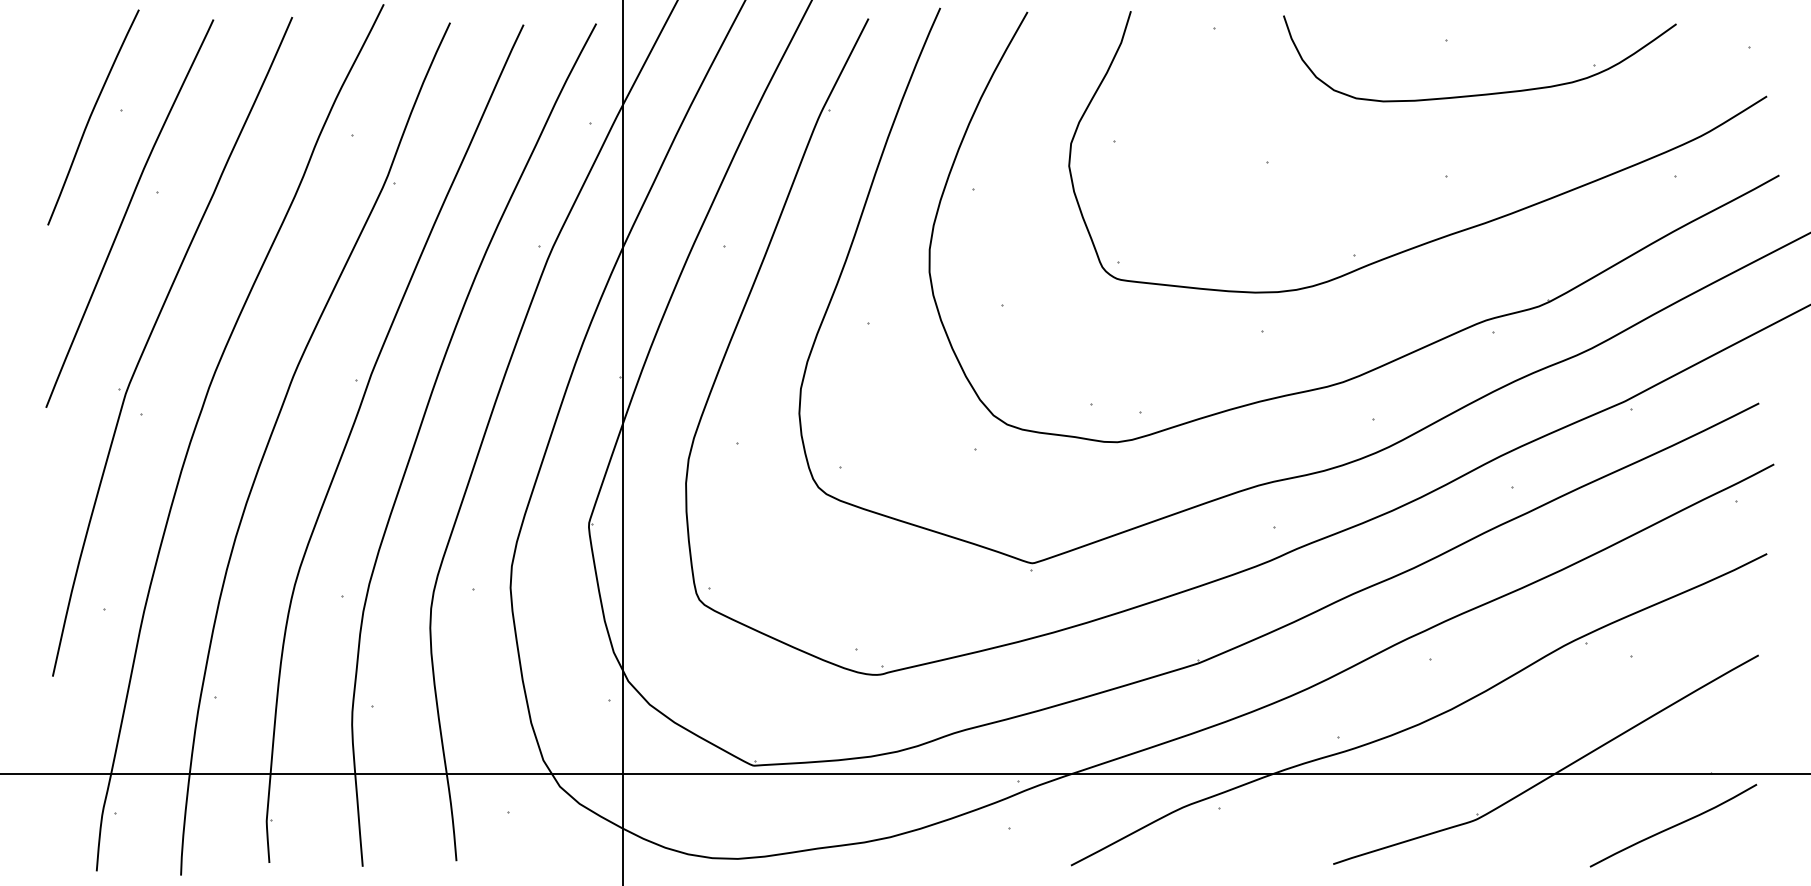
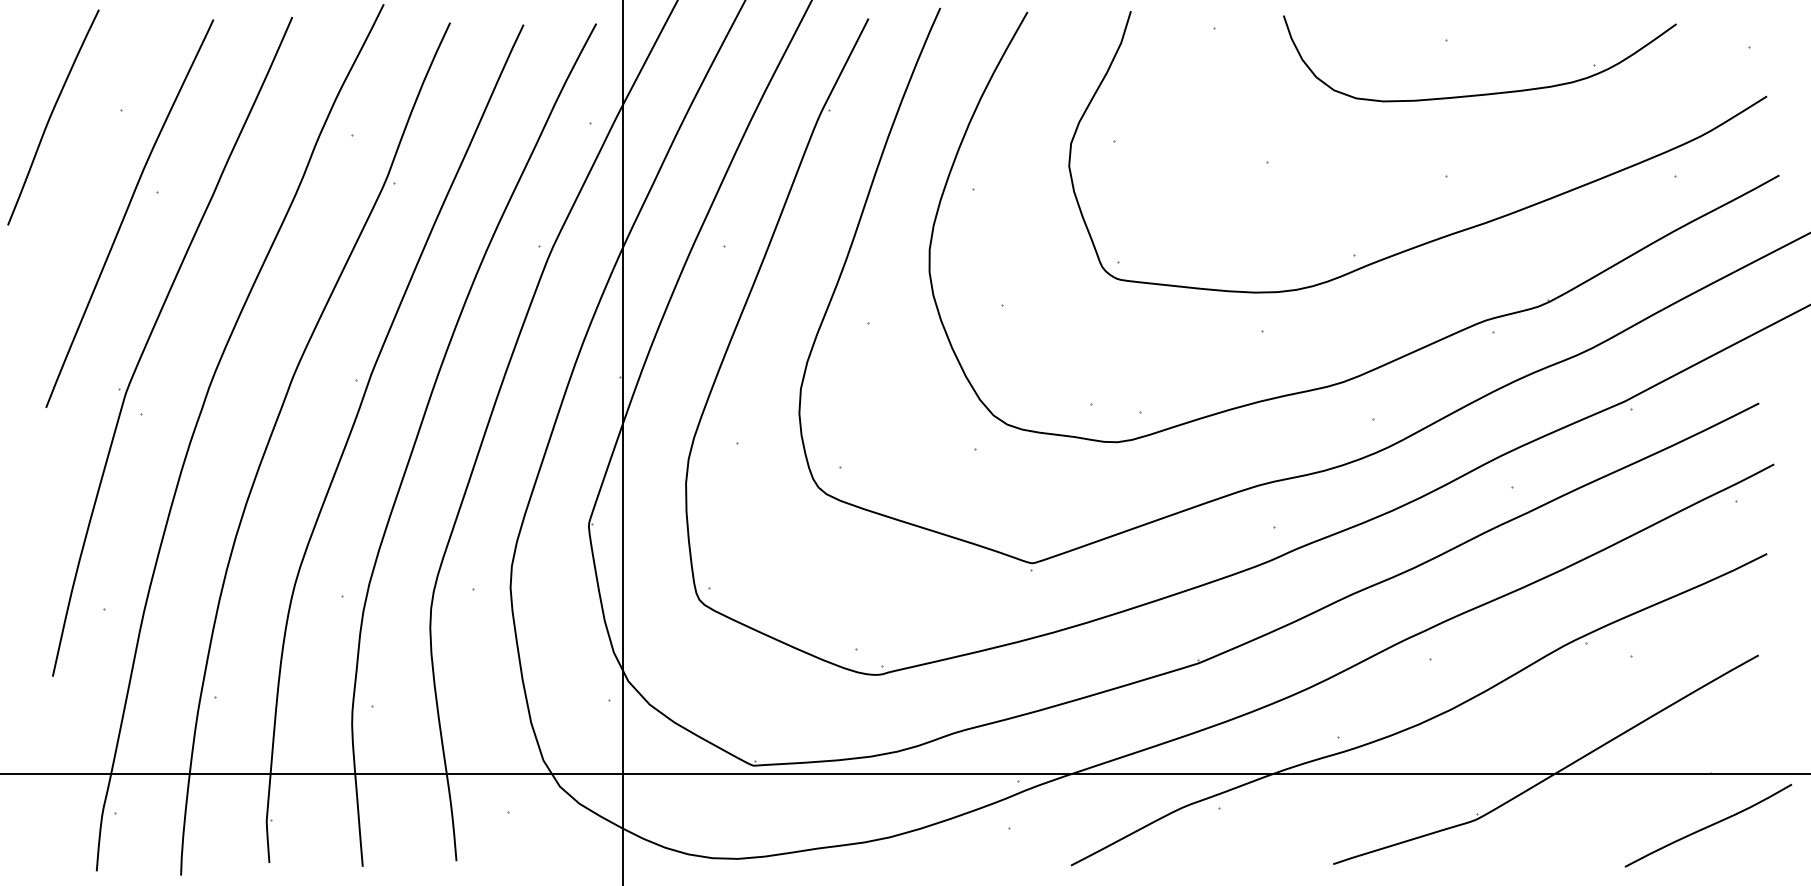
curve position: (91, 116) -> (51, 116) (51, 116)
curve position: (1673, 825) -> (1708, 825) (1708, 825)
